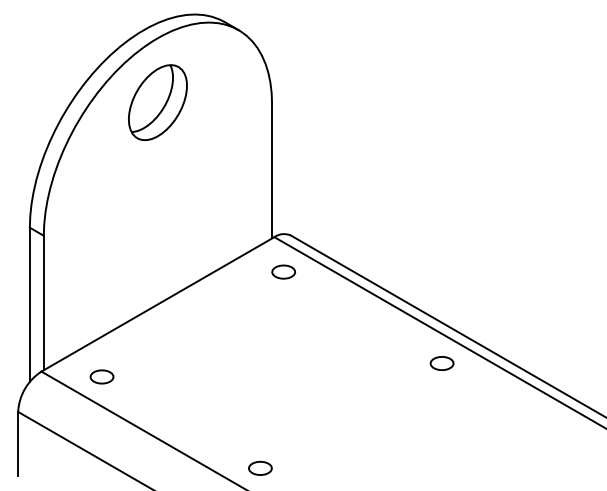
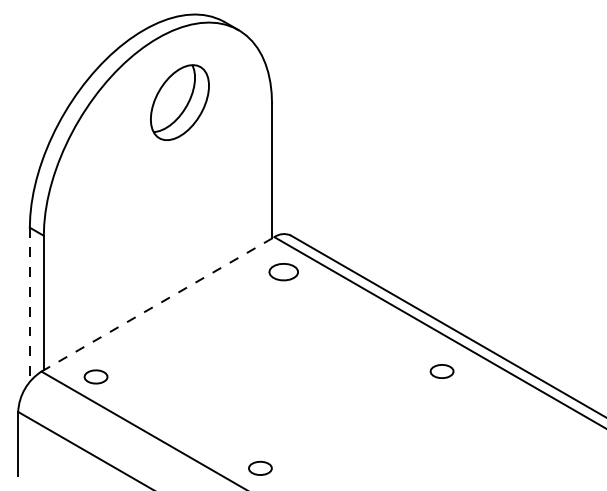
part position: (157, 102) -> (179, 102) (179, 102)
part size: 25x16 px -> 31x19 px (283, 272)
line: solid -> dashed (158, 304)
line: solid -> dashed (29, 305)
part position: (441, 363) -> (441, 371) (441, 371)
part position: (101, 376) -> (95, 376) (95, 376)
